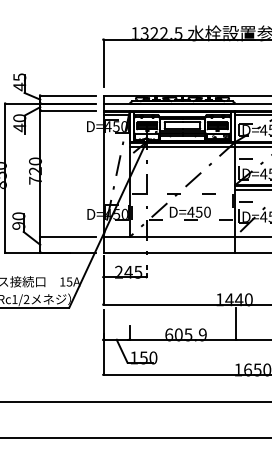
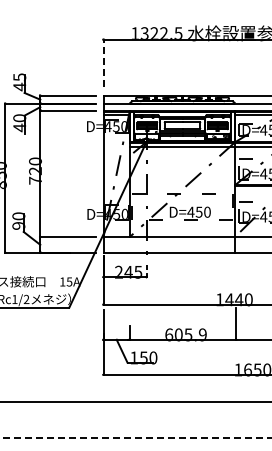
line: solid -> dashed (103, 63)
line: present -> none (251, 189)
line: solid -> dashed (136, 437)
